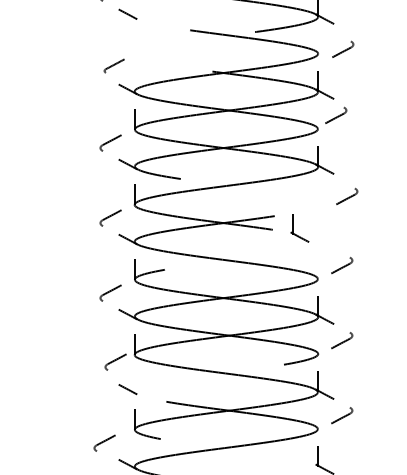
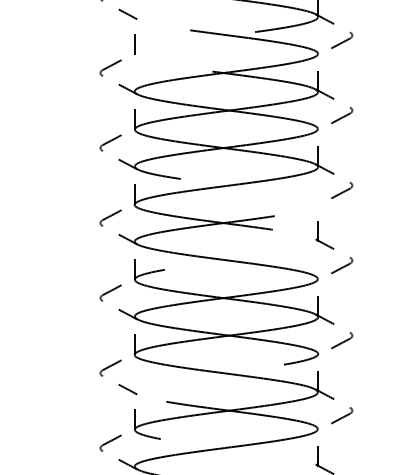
line: none -> present (134, 44)
part position: (343, 48) -> (342, 39) (342, 39)
part size: 21x16 px -> 23x18 px (110, 67)
part position: (336, 114) -> (342, 114) (342, 114)
part position: (347, 195) -> (342, 189) (342, 189)
part position: (299, 228) -> (324, 235) (324, 235)
part position: (115, 361) -> (110, 367) (110, 367)
part position: (104, 442) -> (110, 442) (110, 442)
